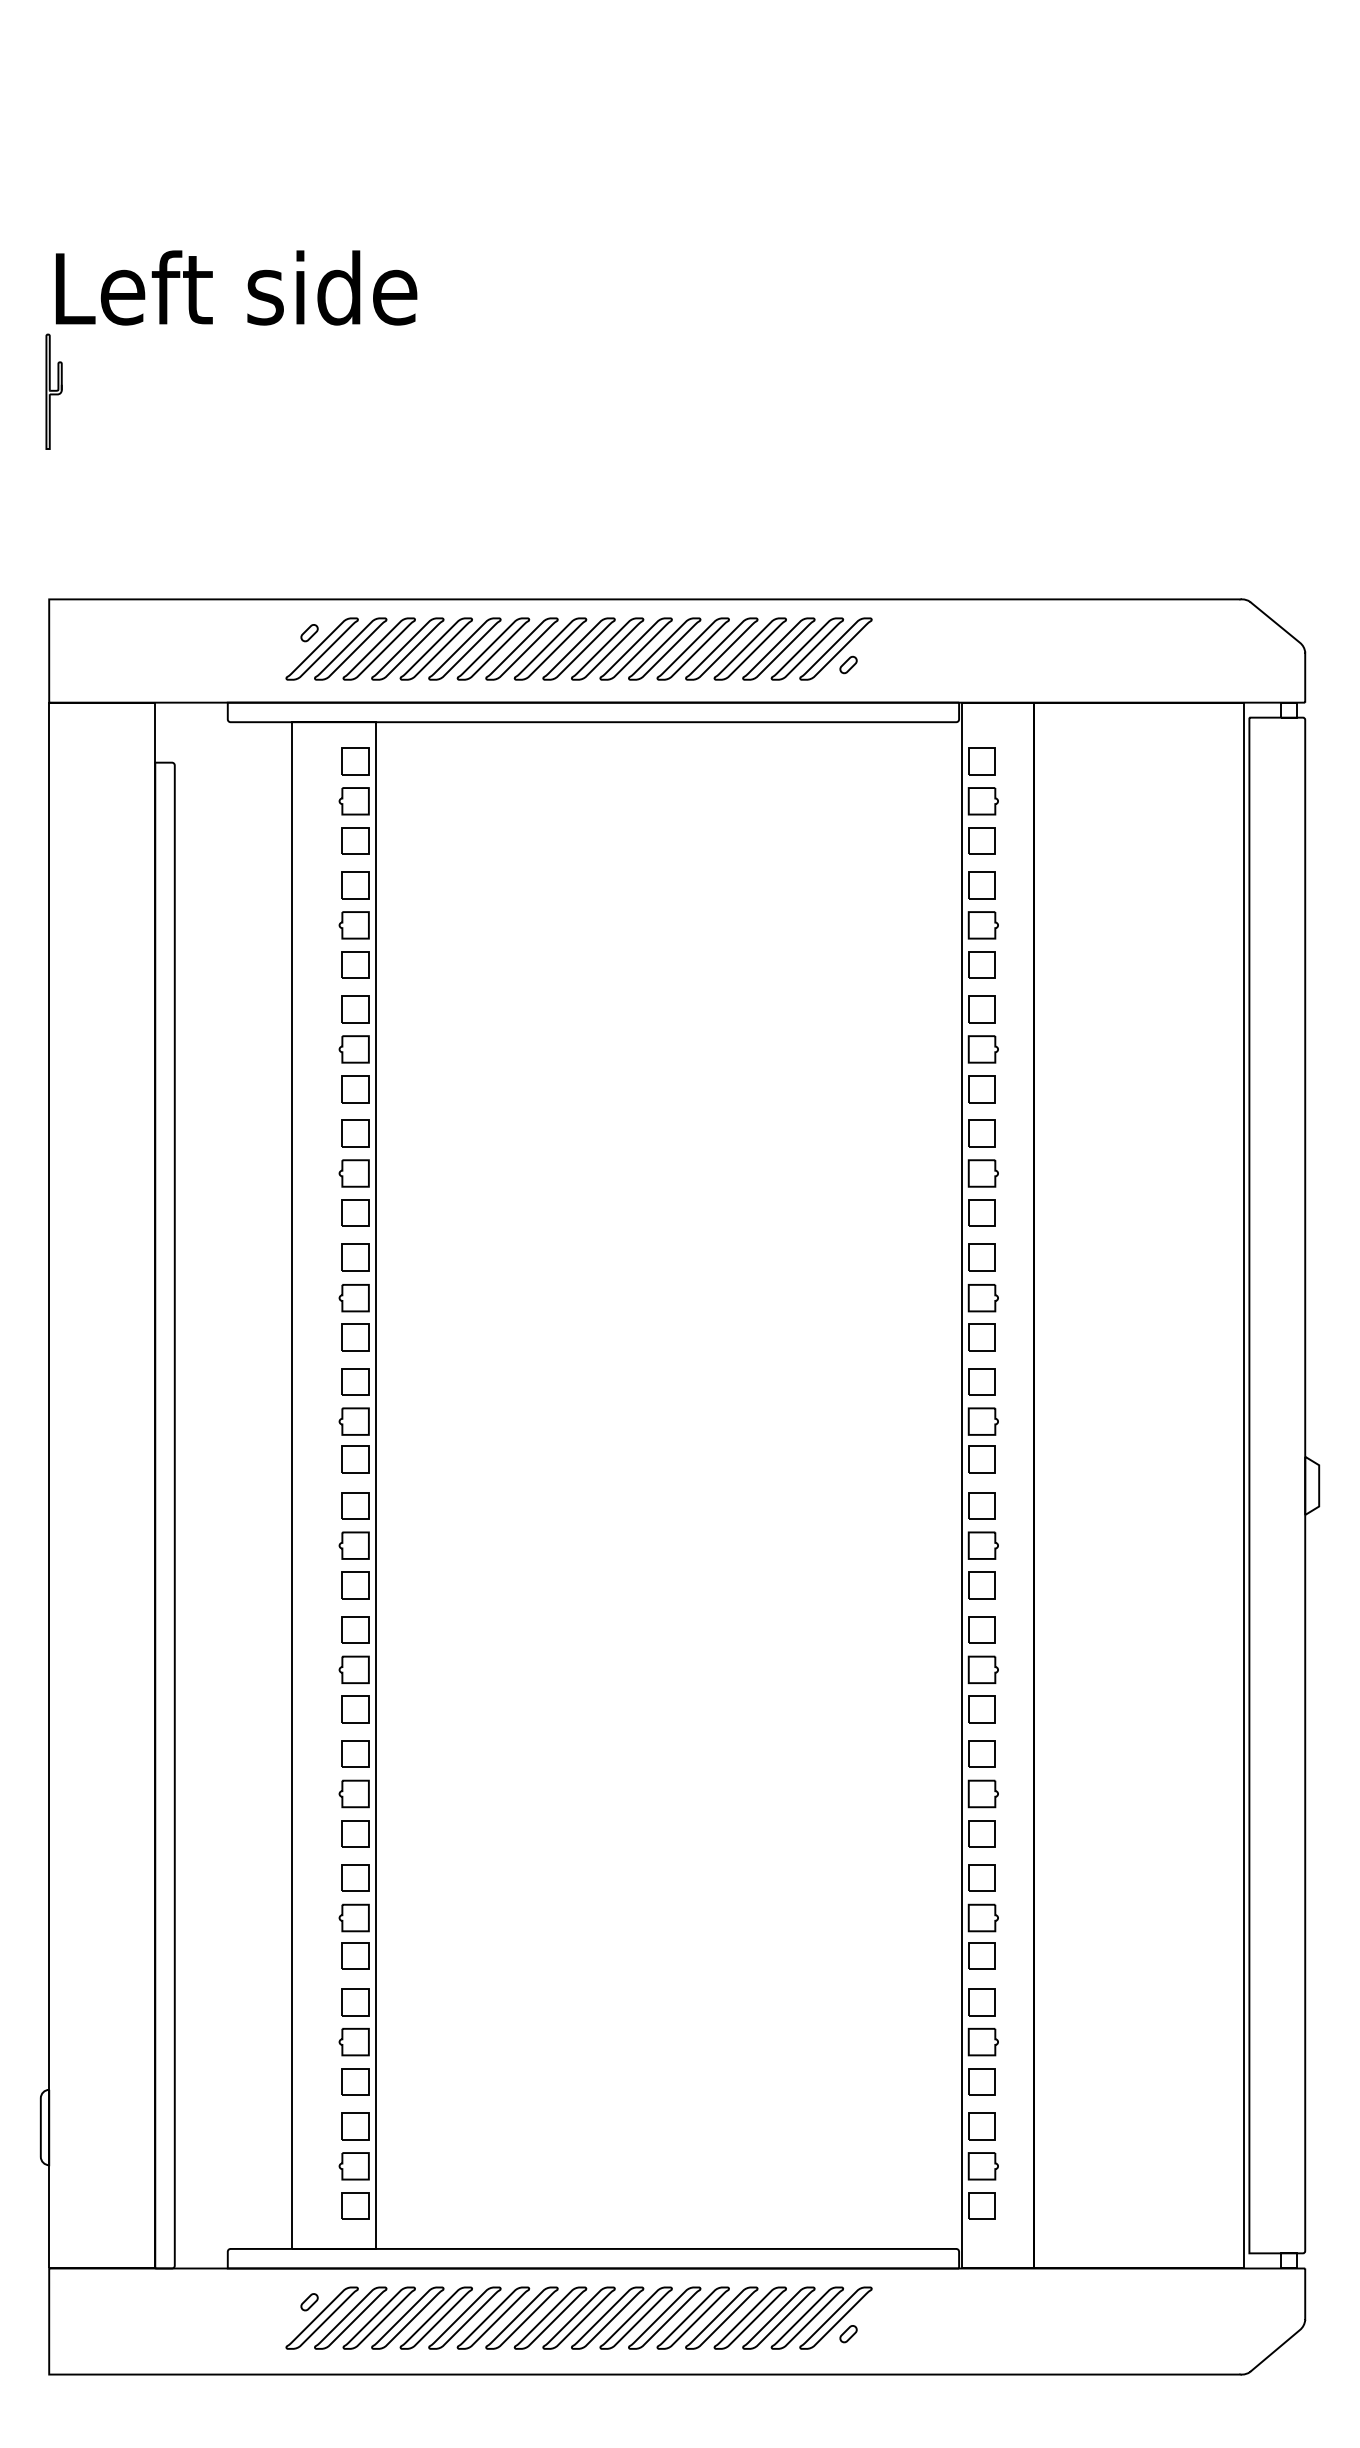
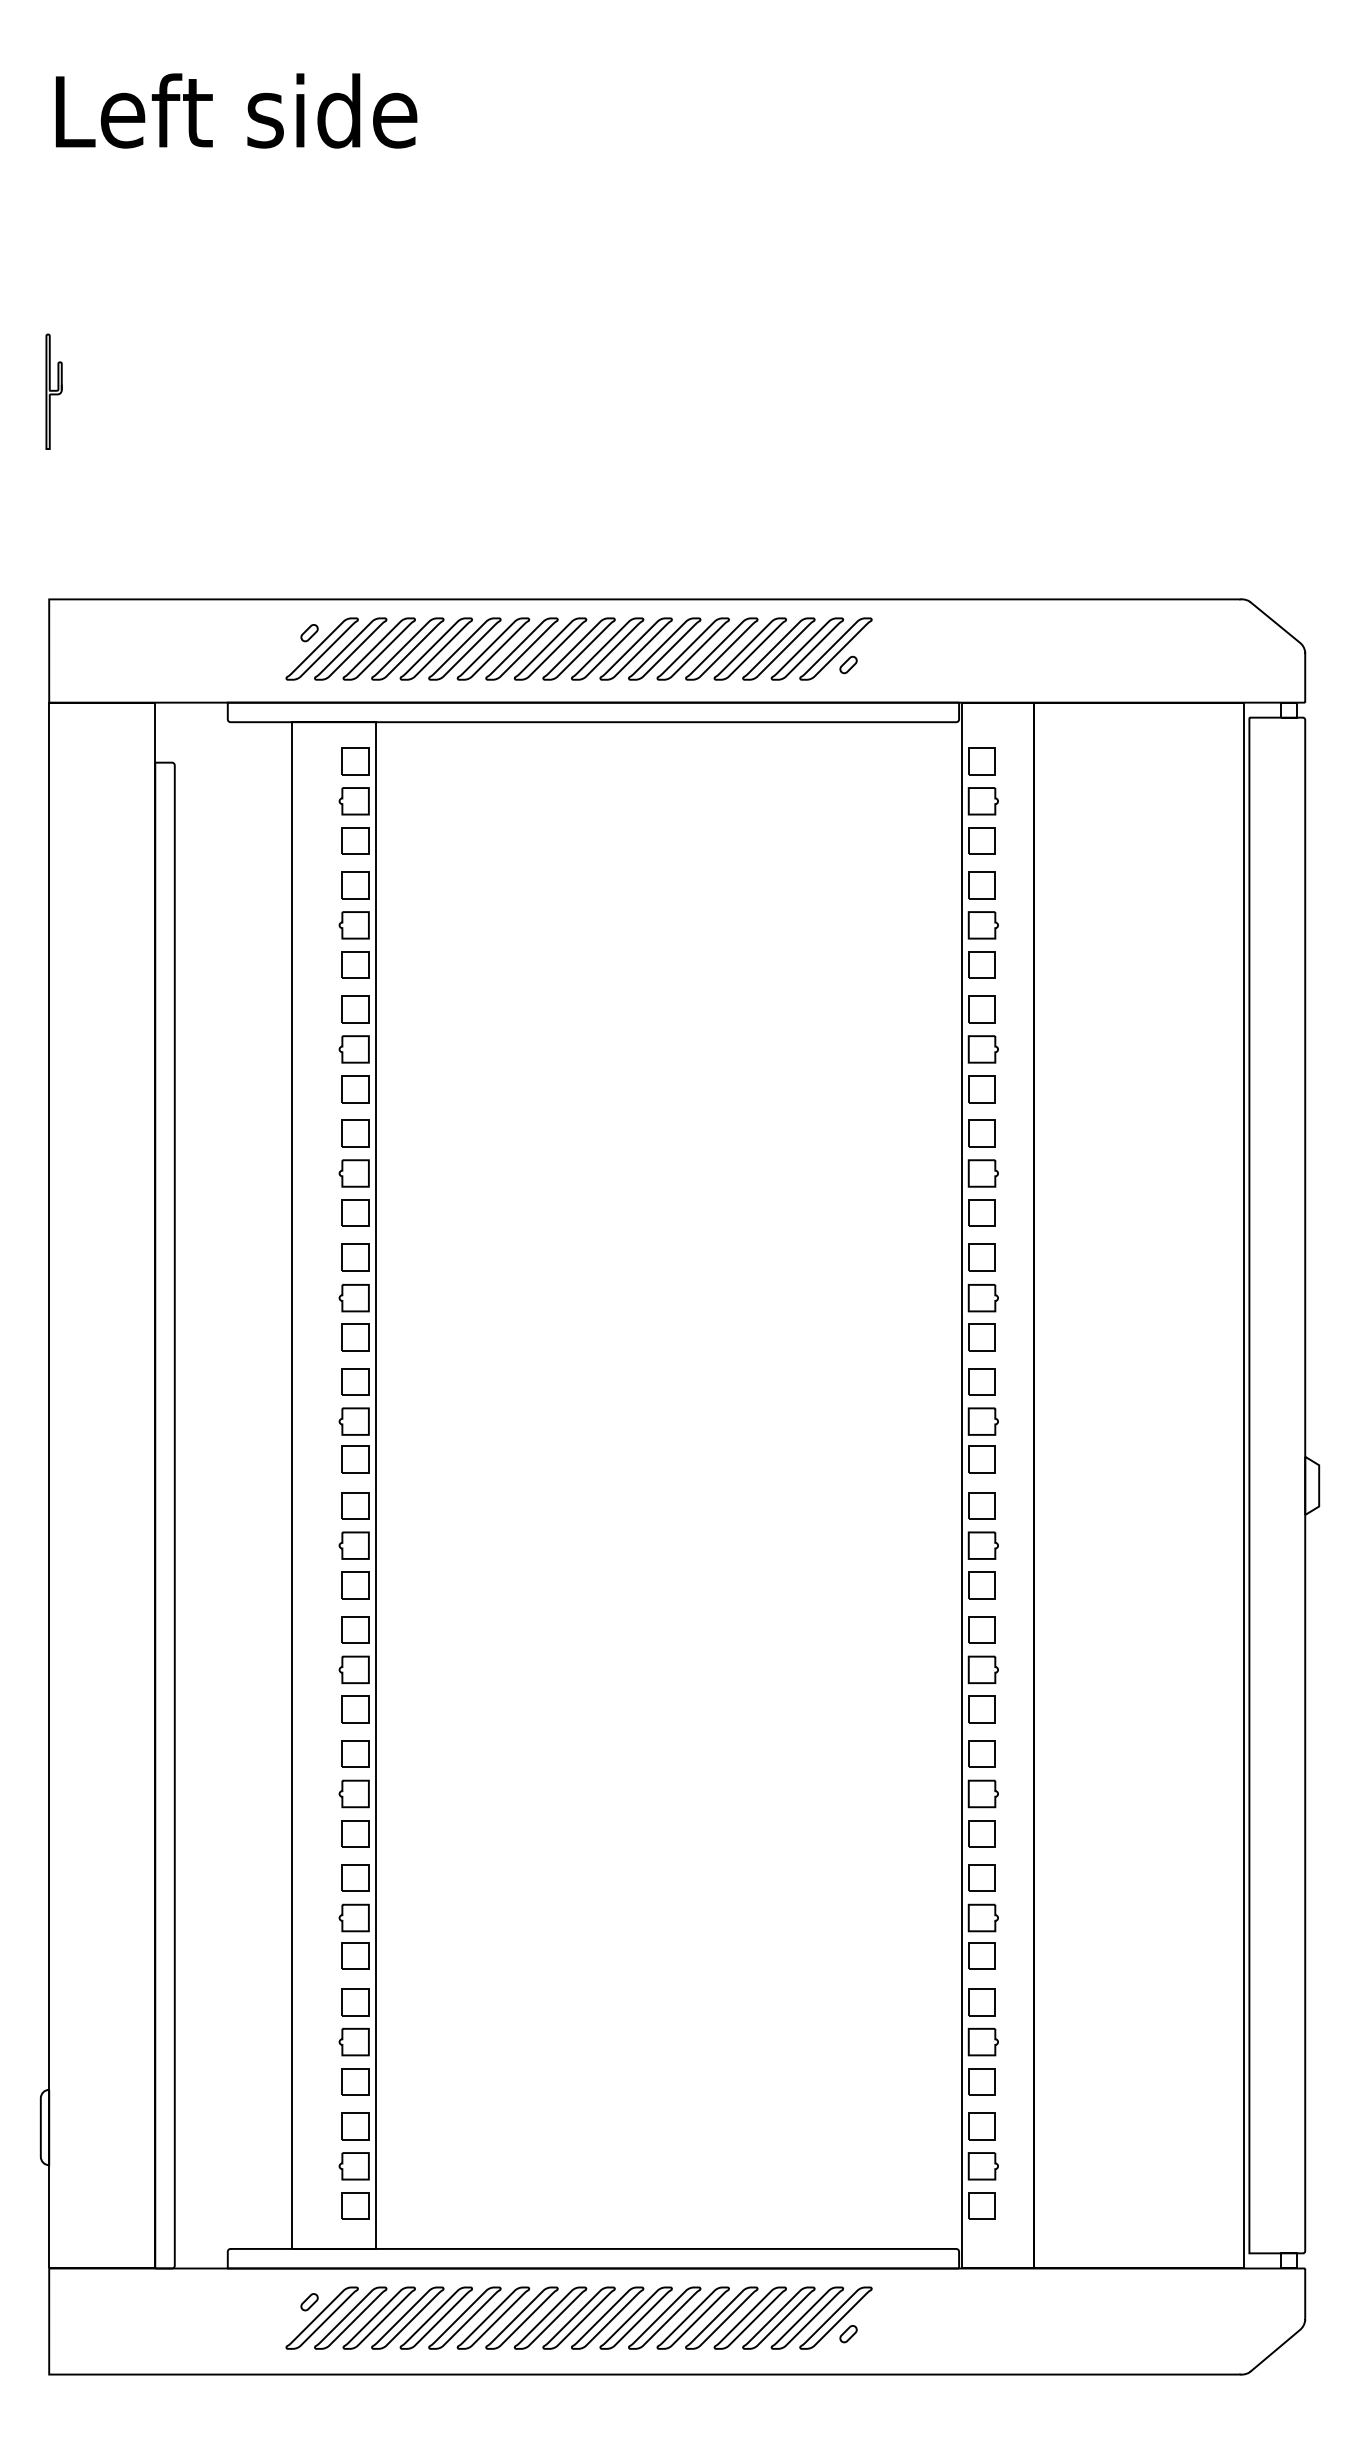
text position: (236, 287) -> (236, 110) (236, 110)
